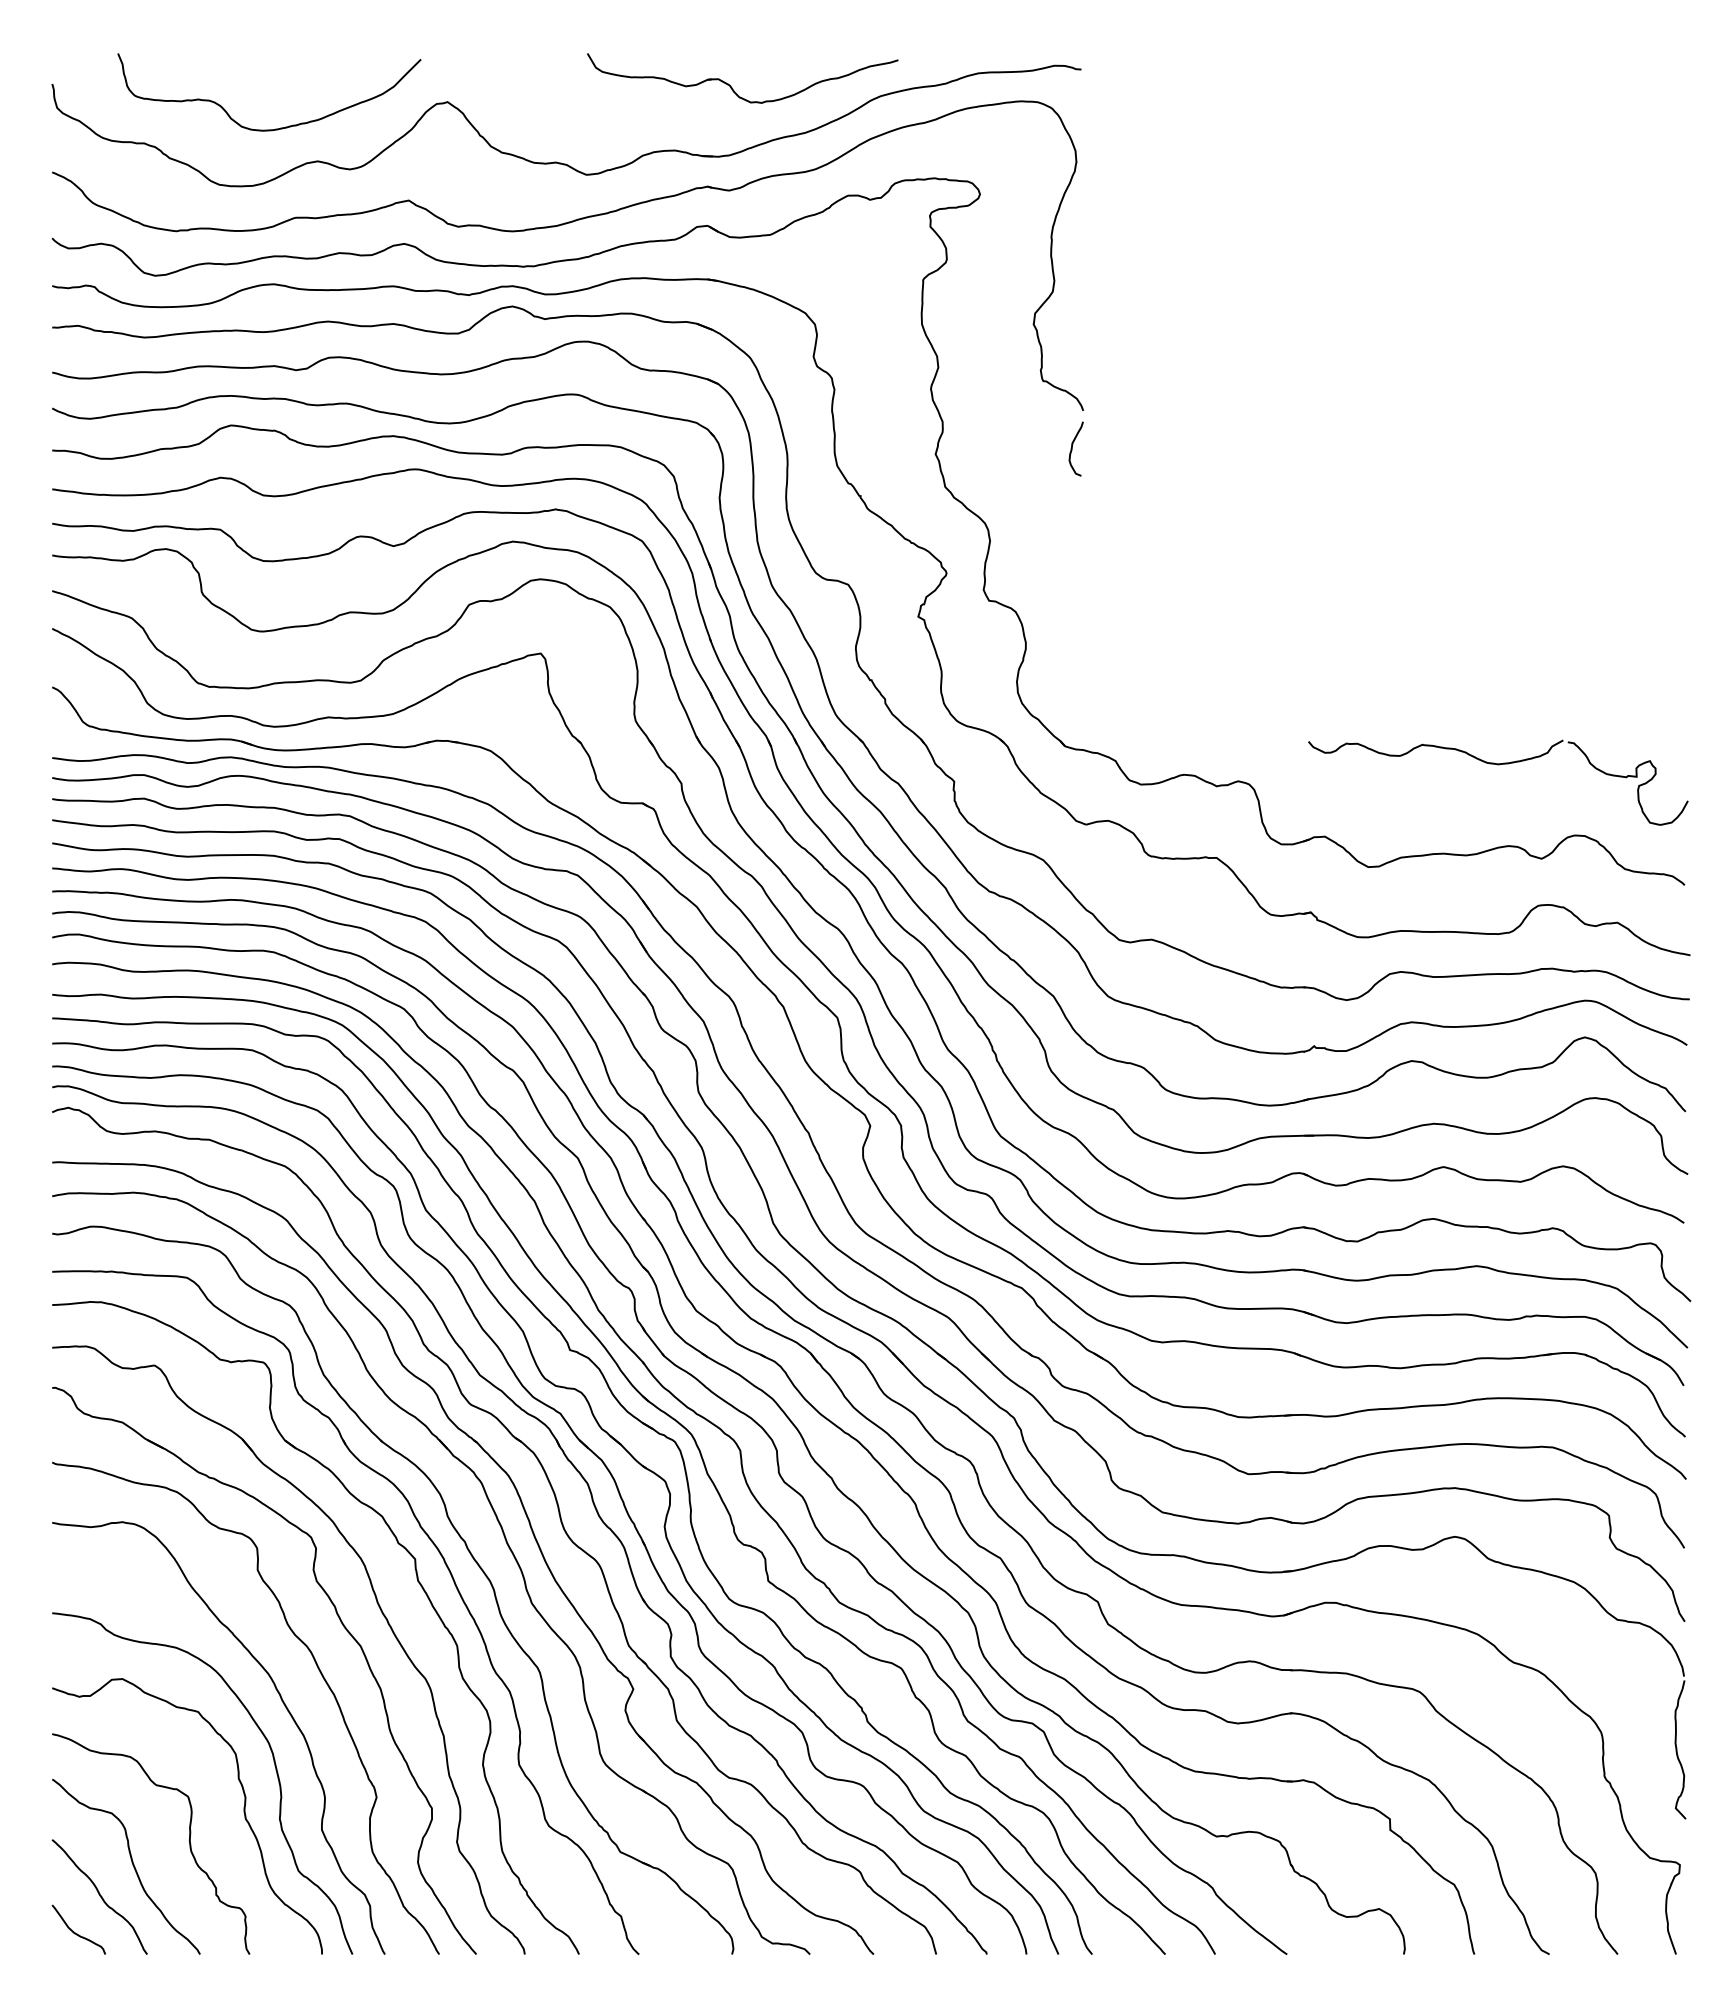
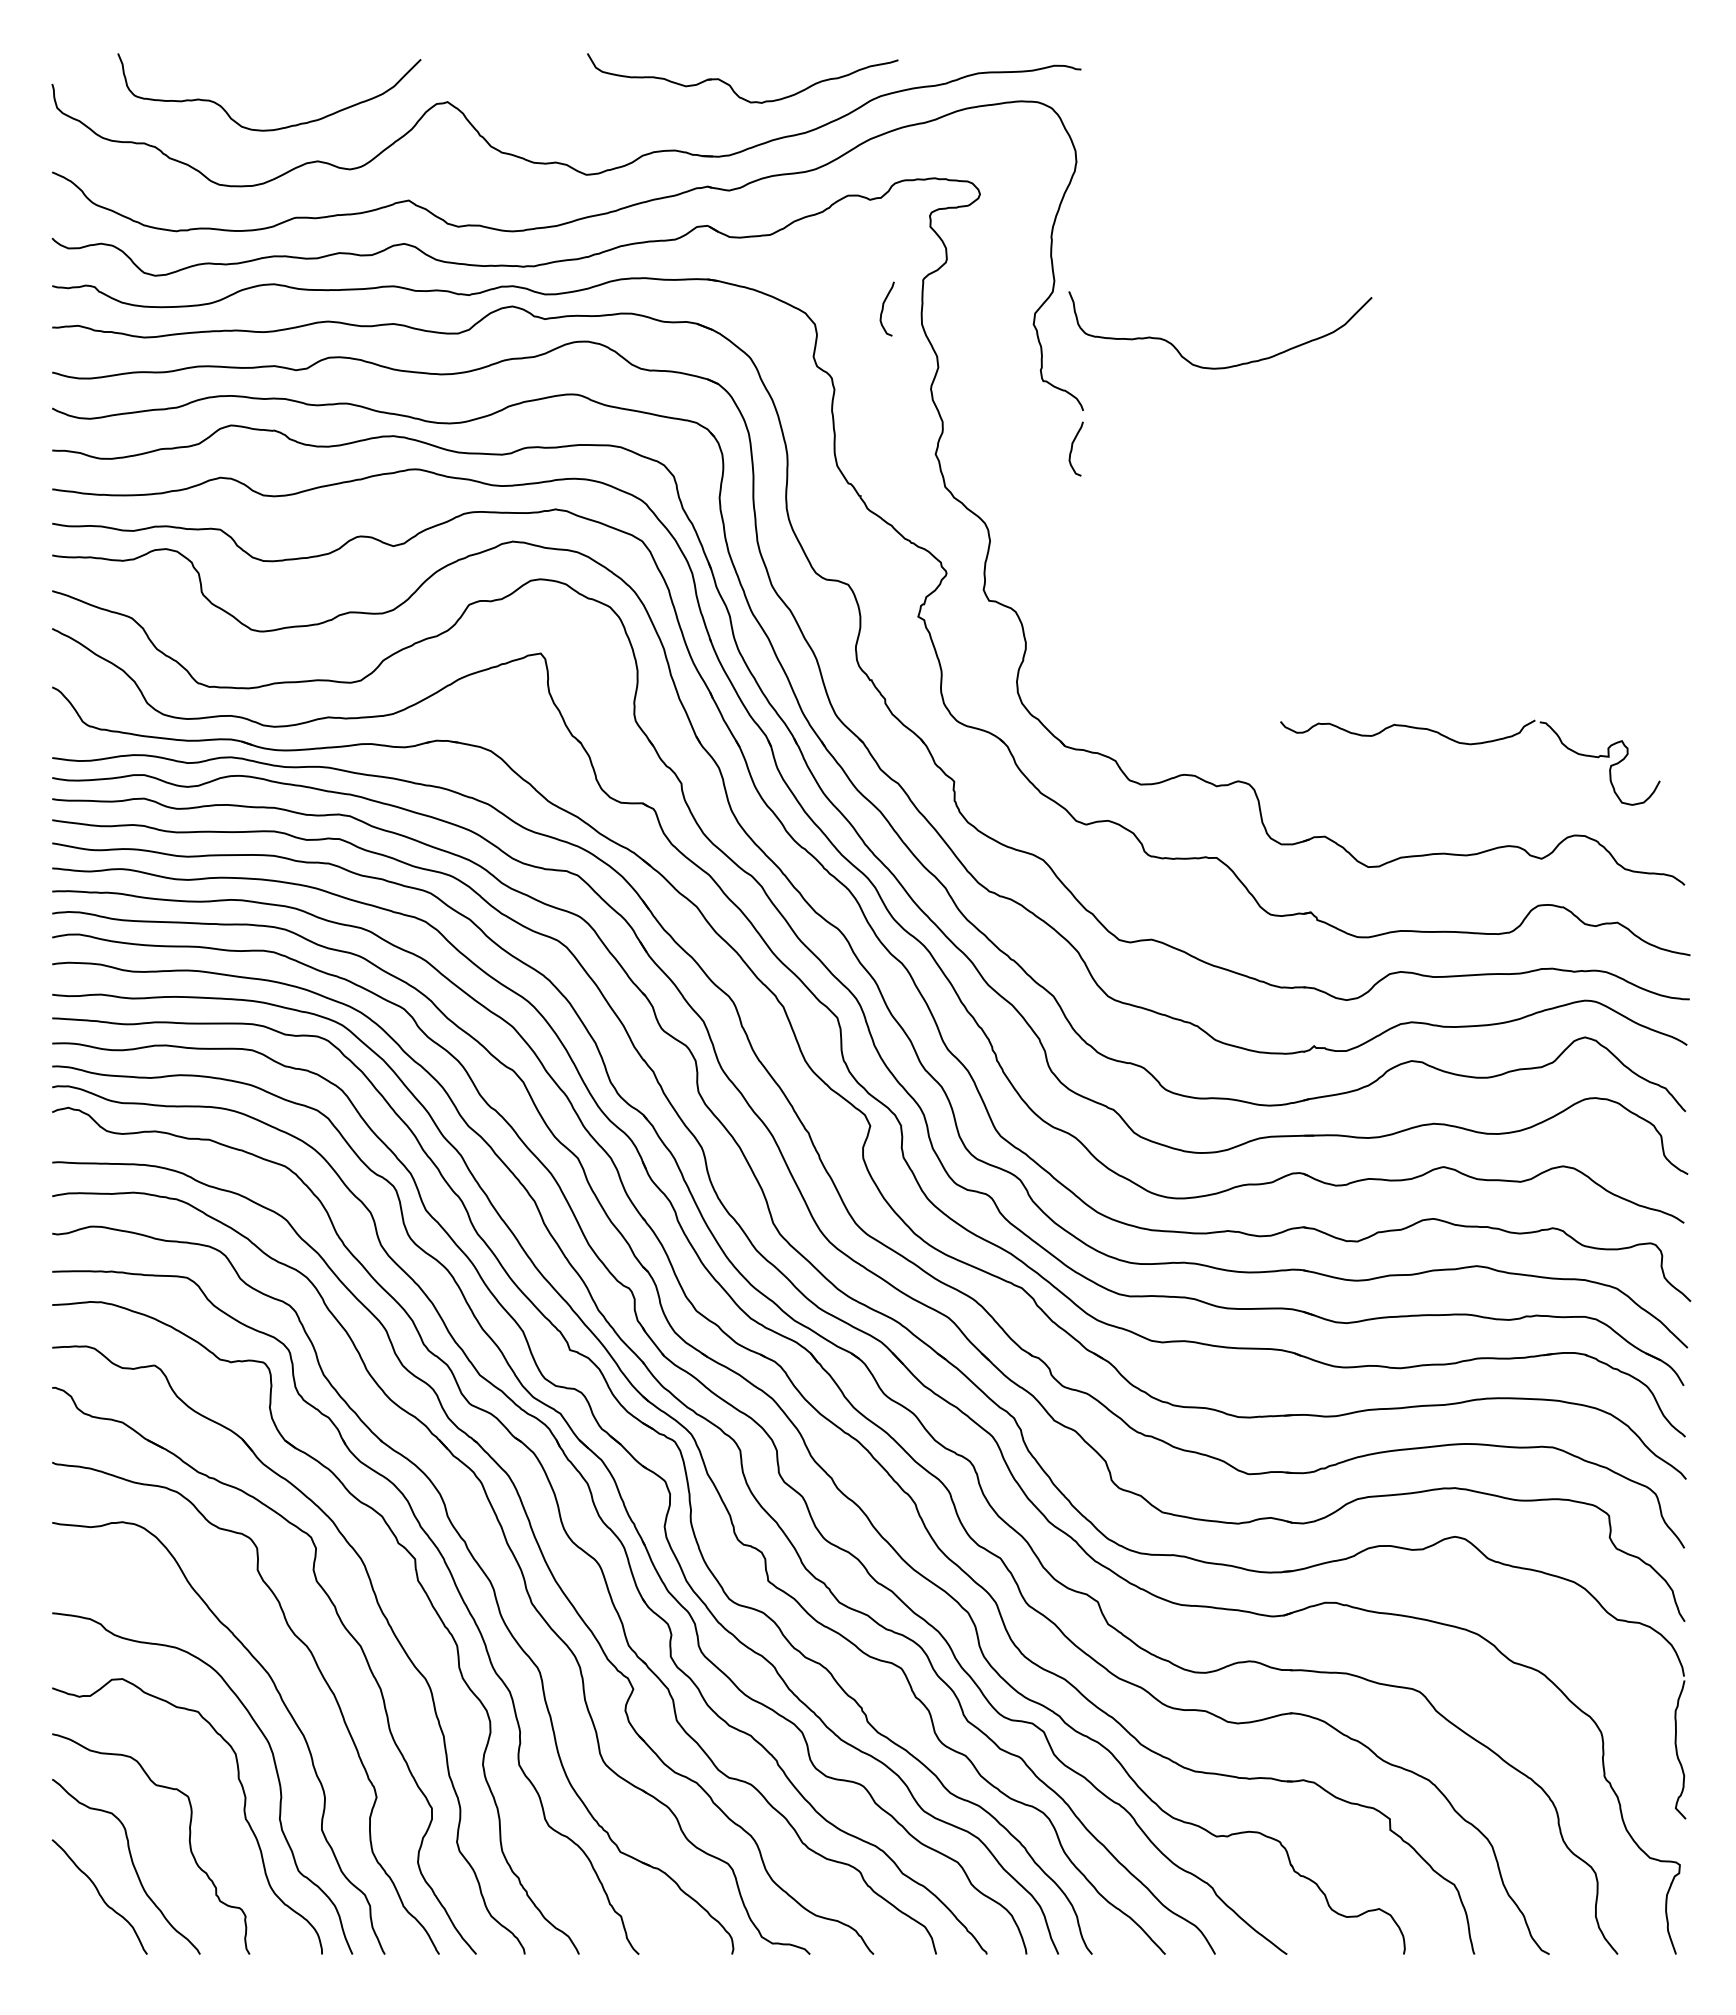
curve: none -> present (883, 308)
curve: none -> present (1226, 366)
part position: (1498, 765) -> (1470, 745) (1470, 745)
curve: present -> none (77, 1933)
